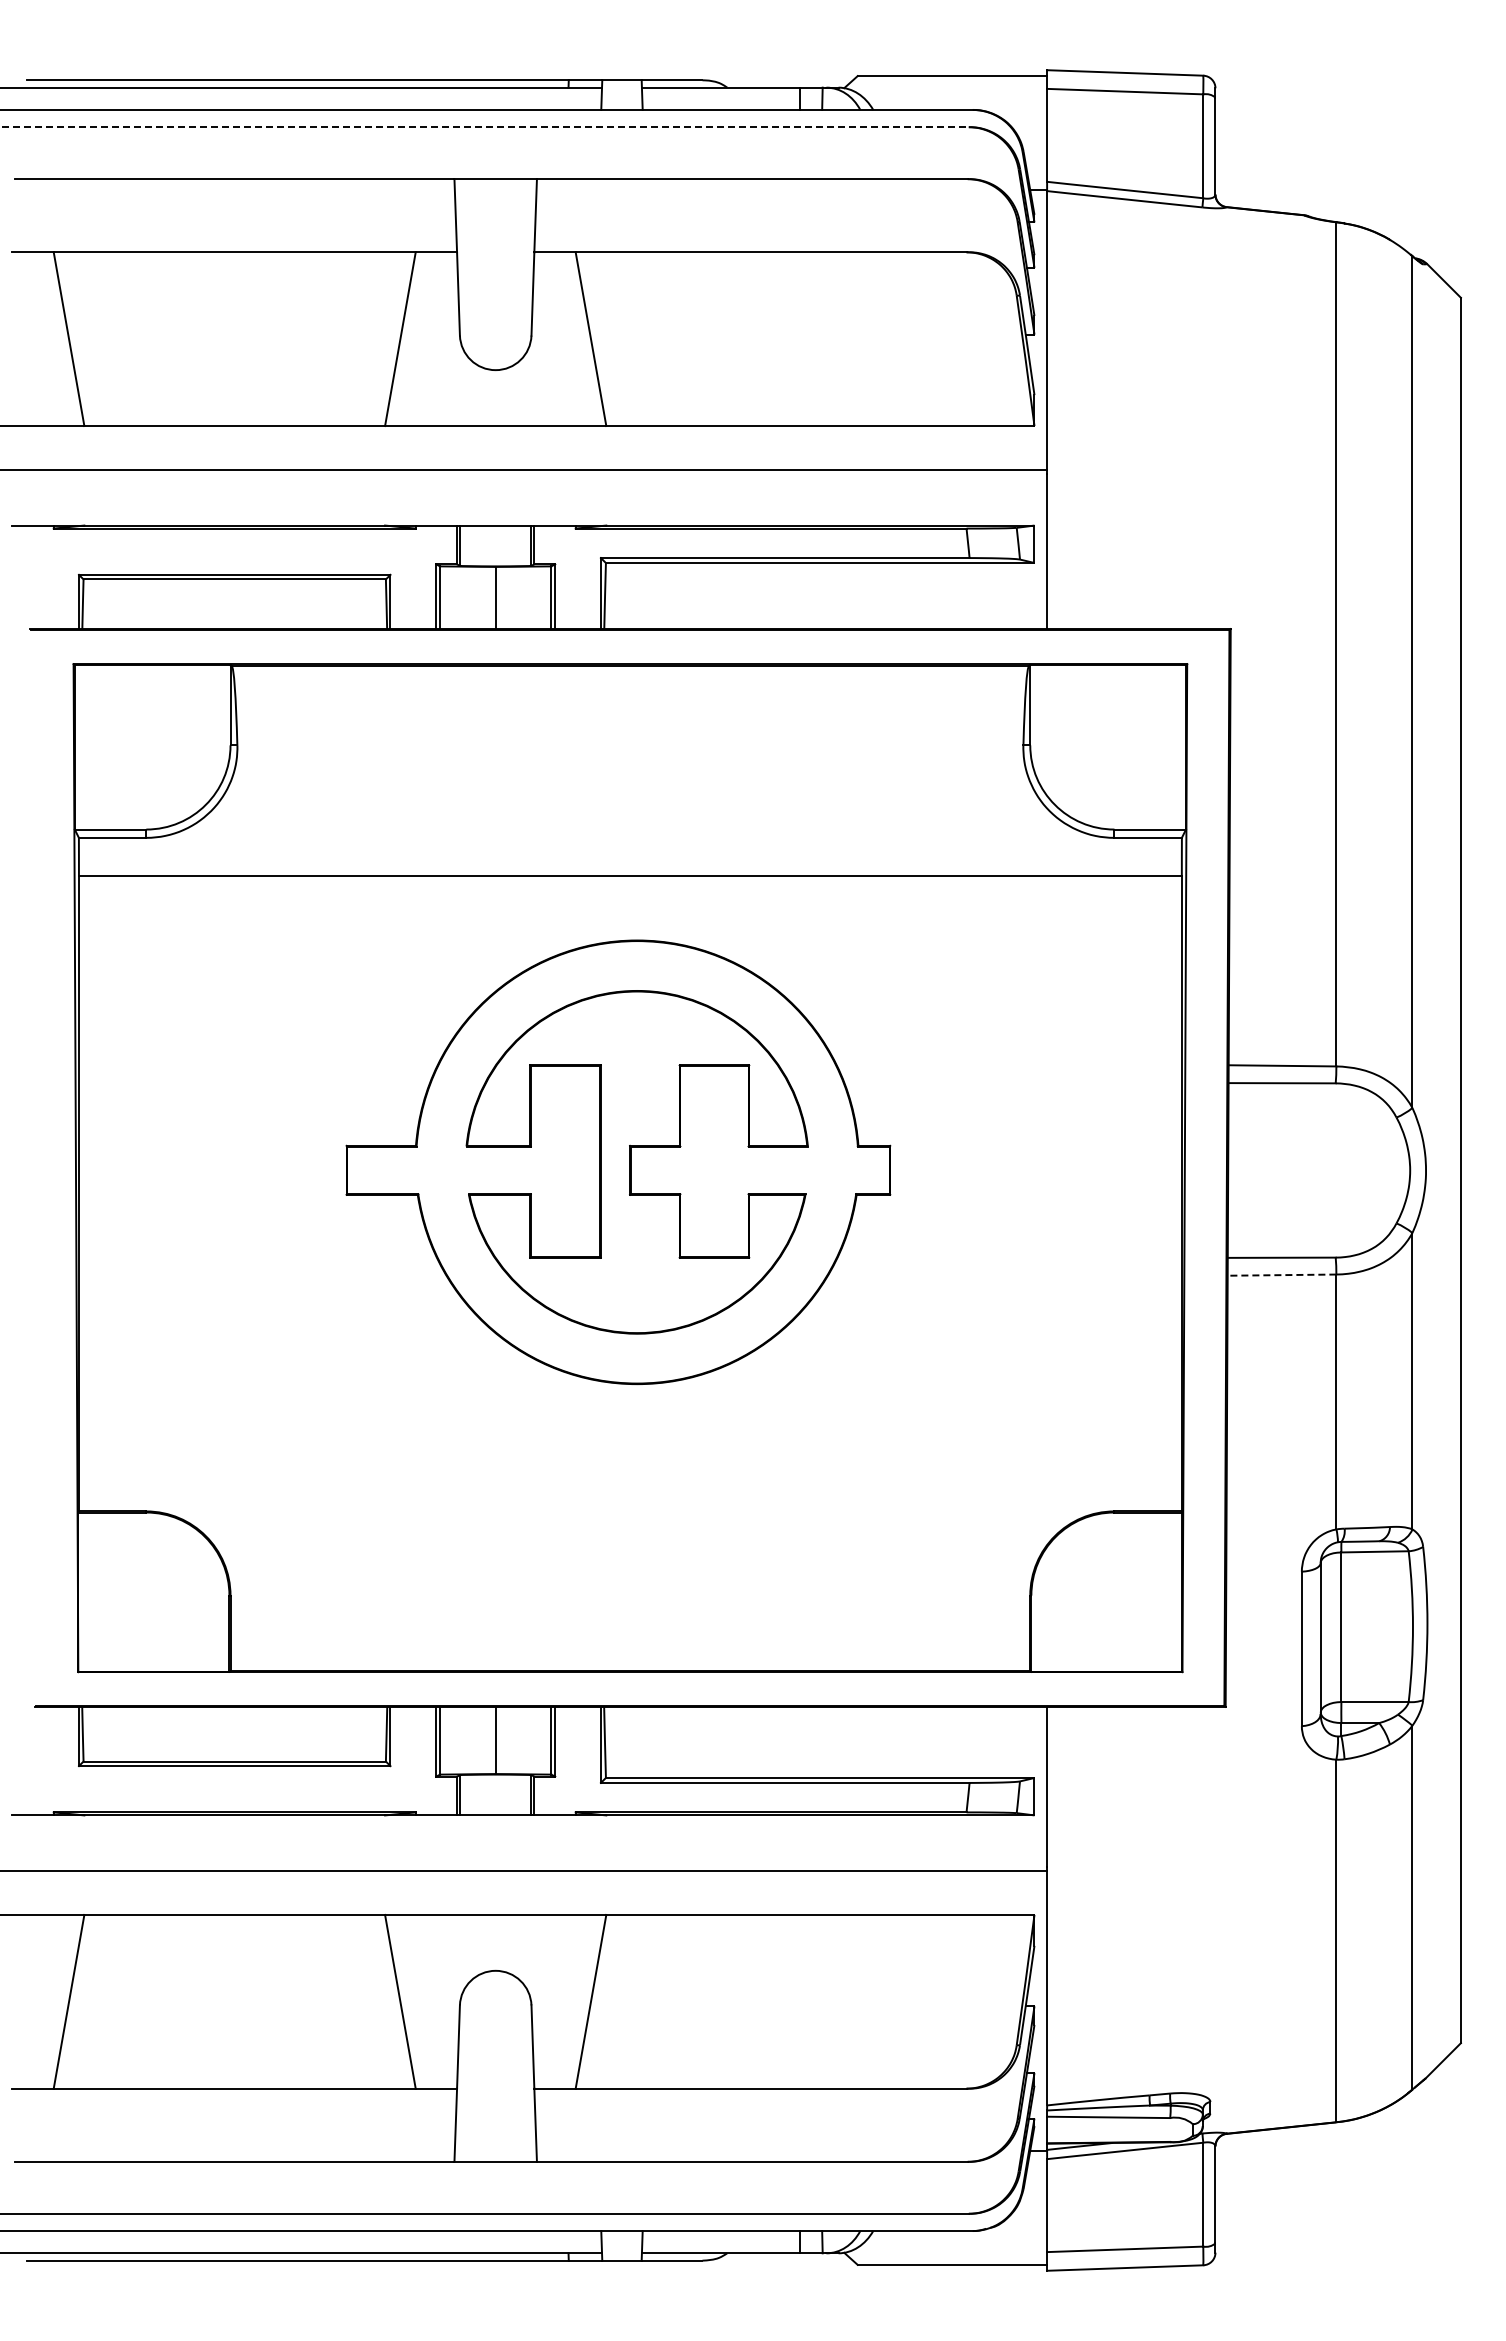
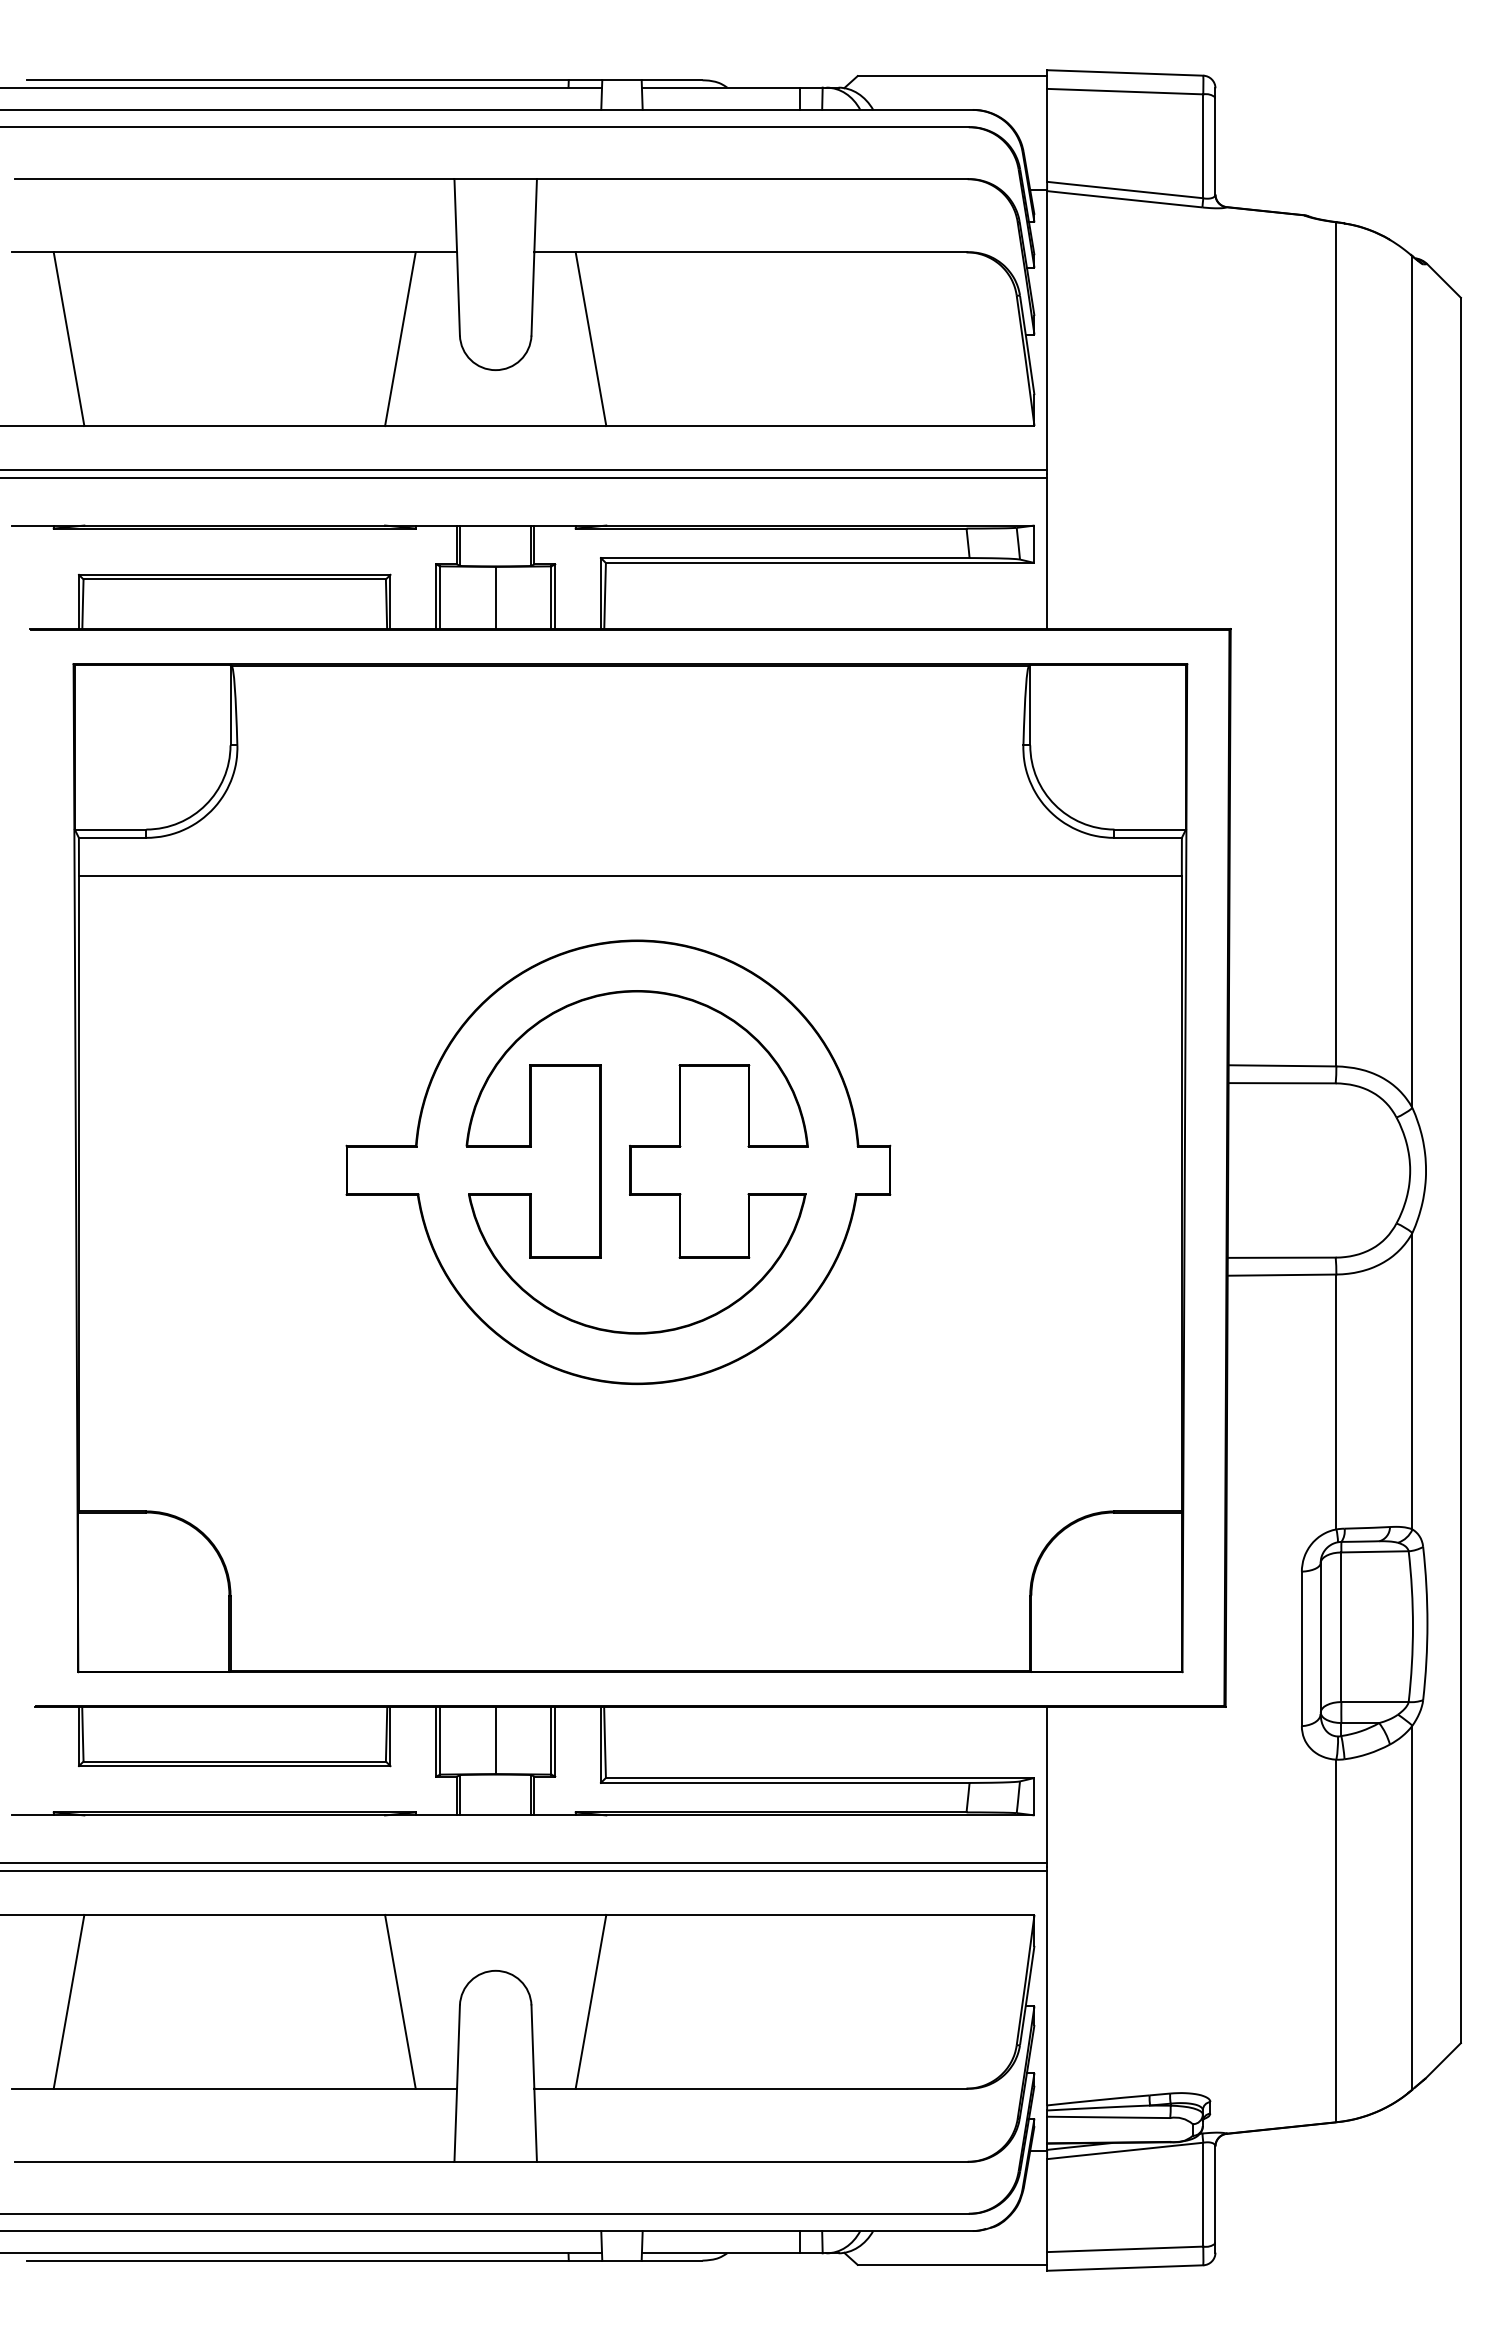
line: dashed -> solid (484, 127)
line: none -> present (524, 477)
line: dashed -> solid (1281, 1275)
line: none -> present (524, 1863)
